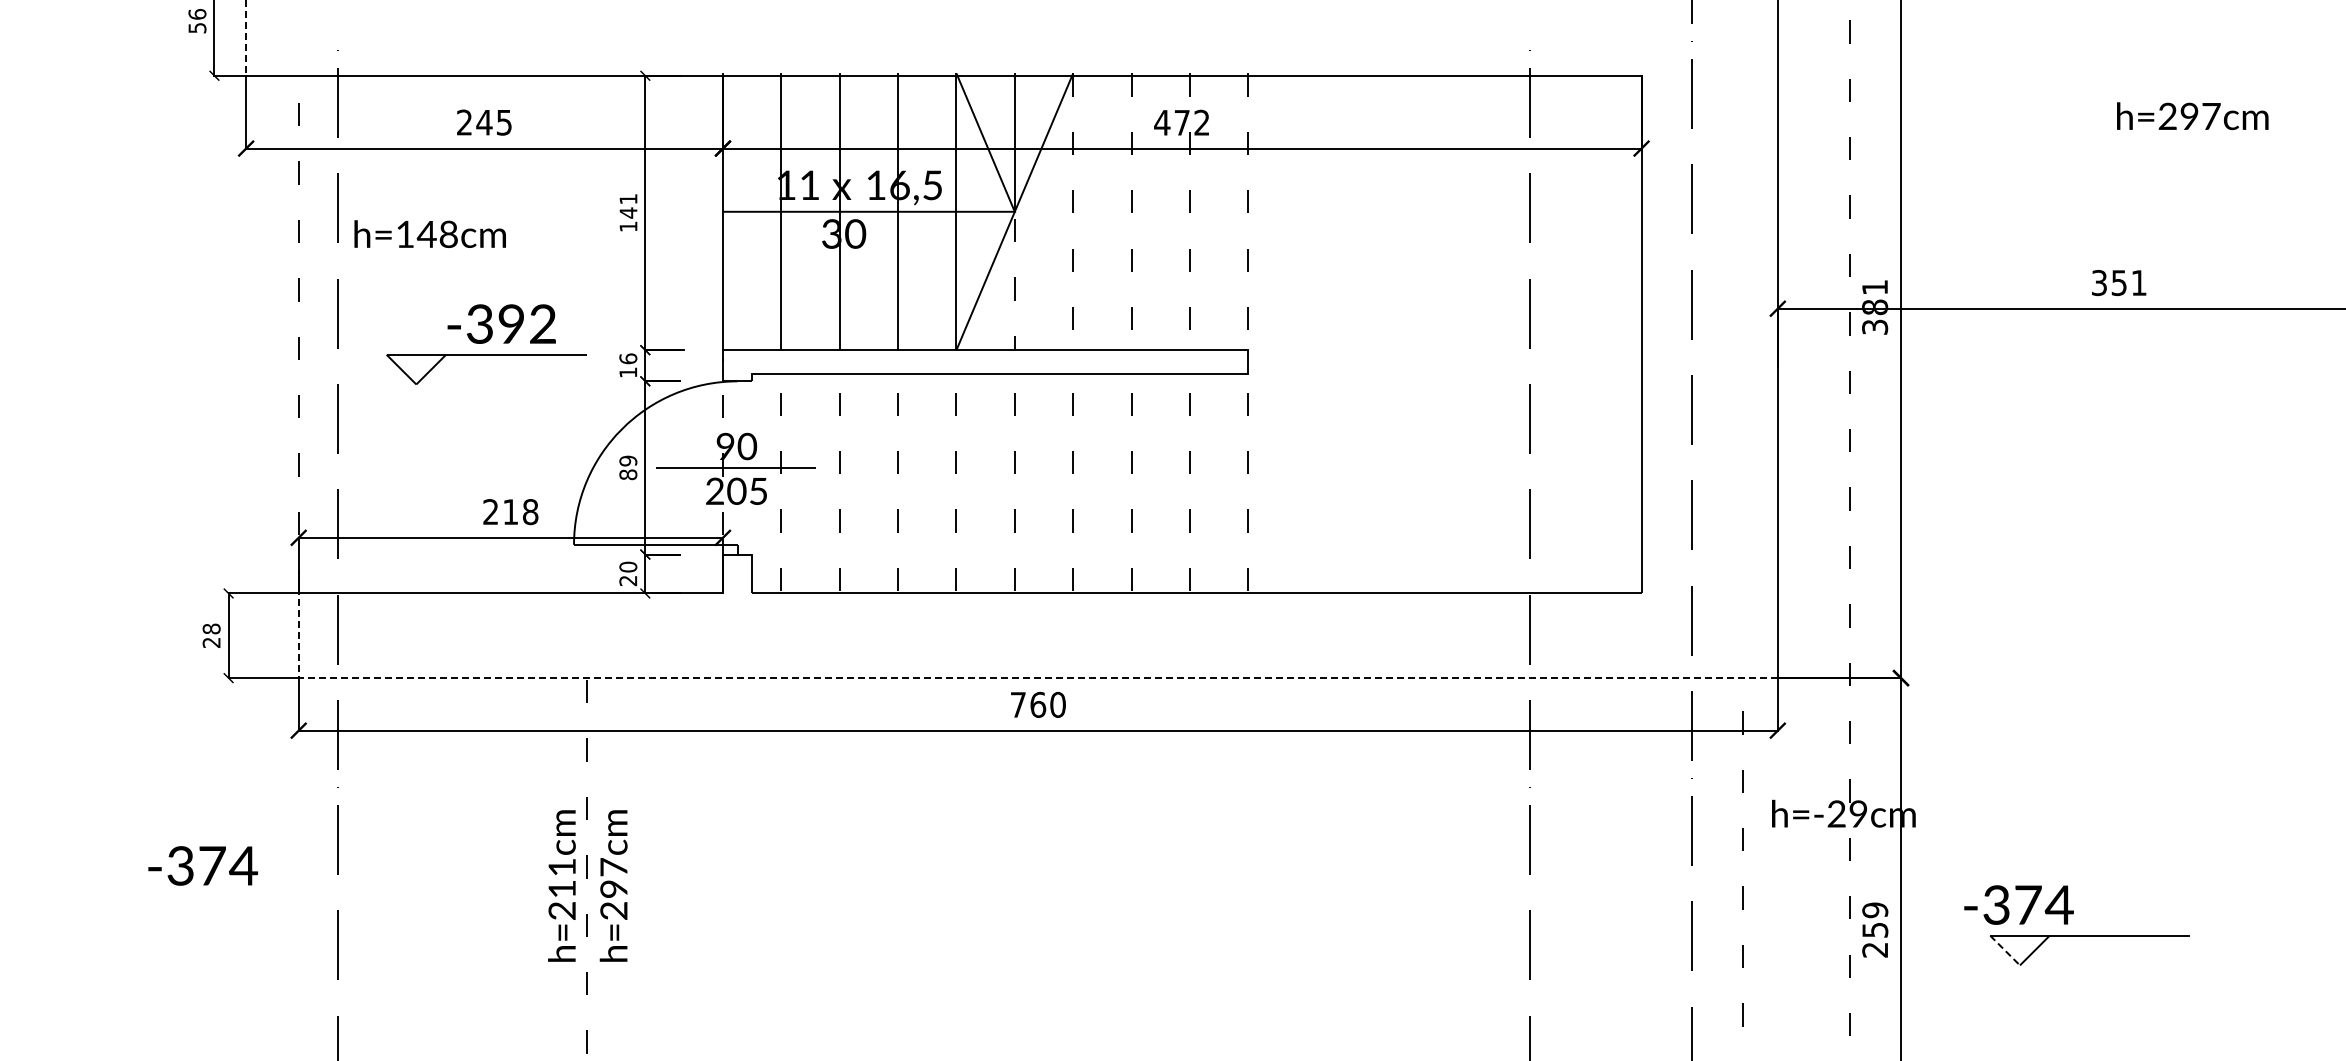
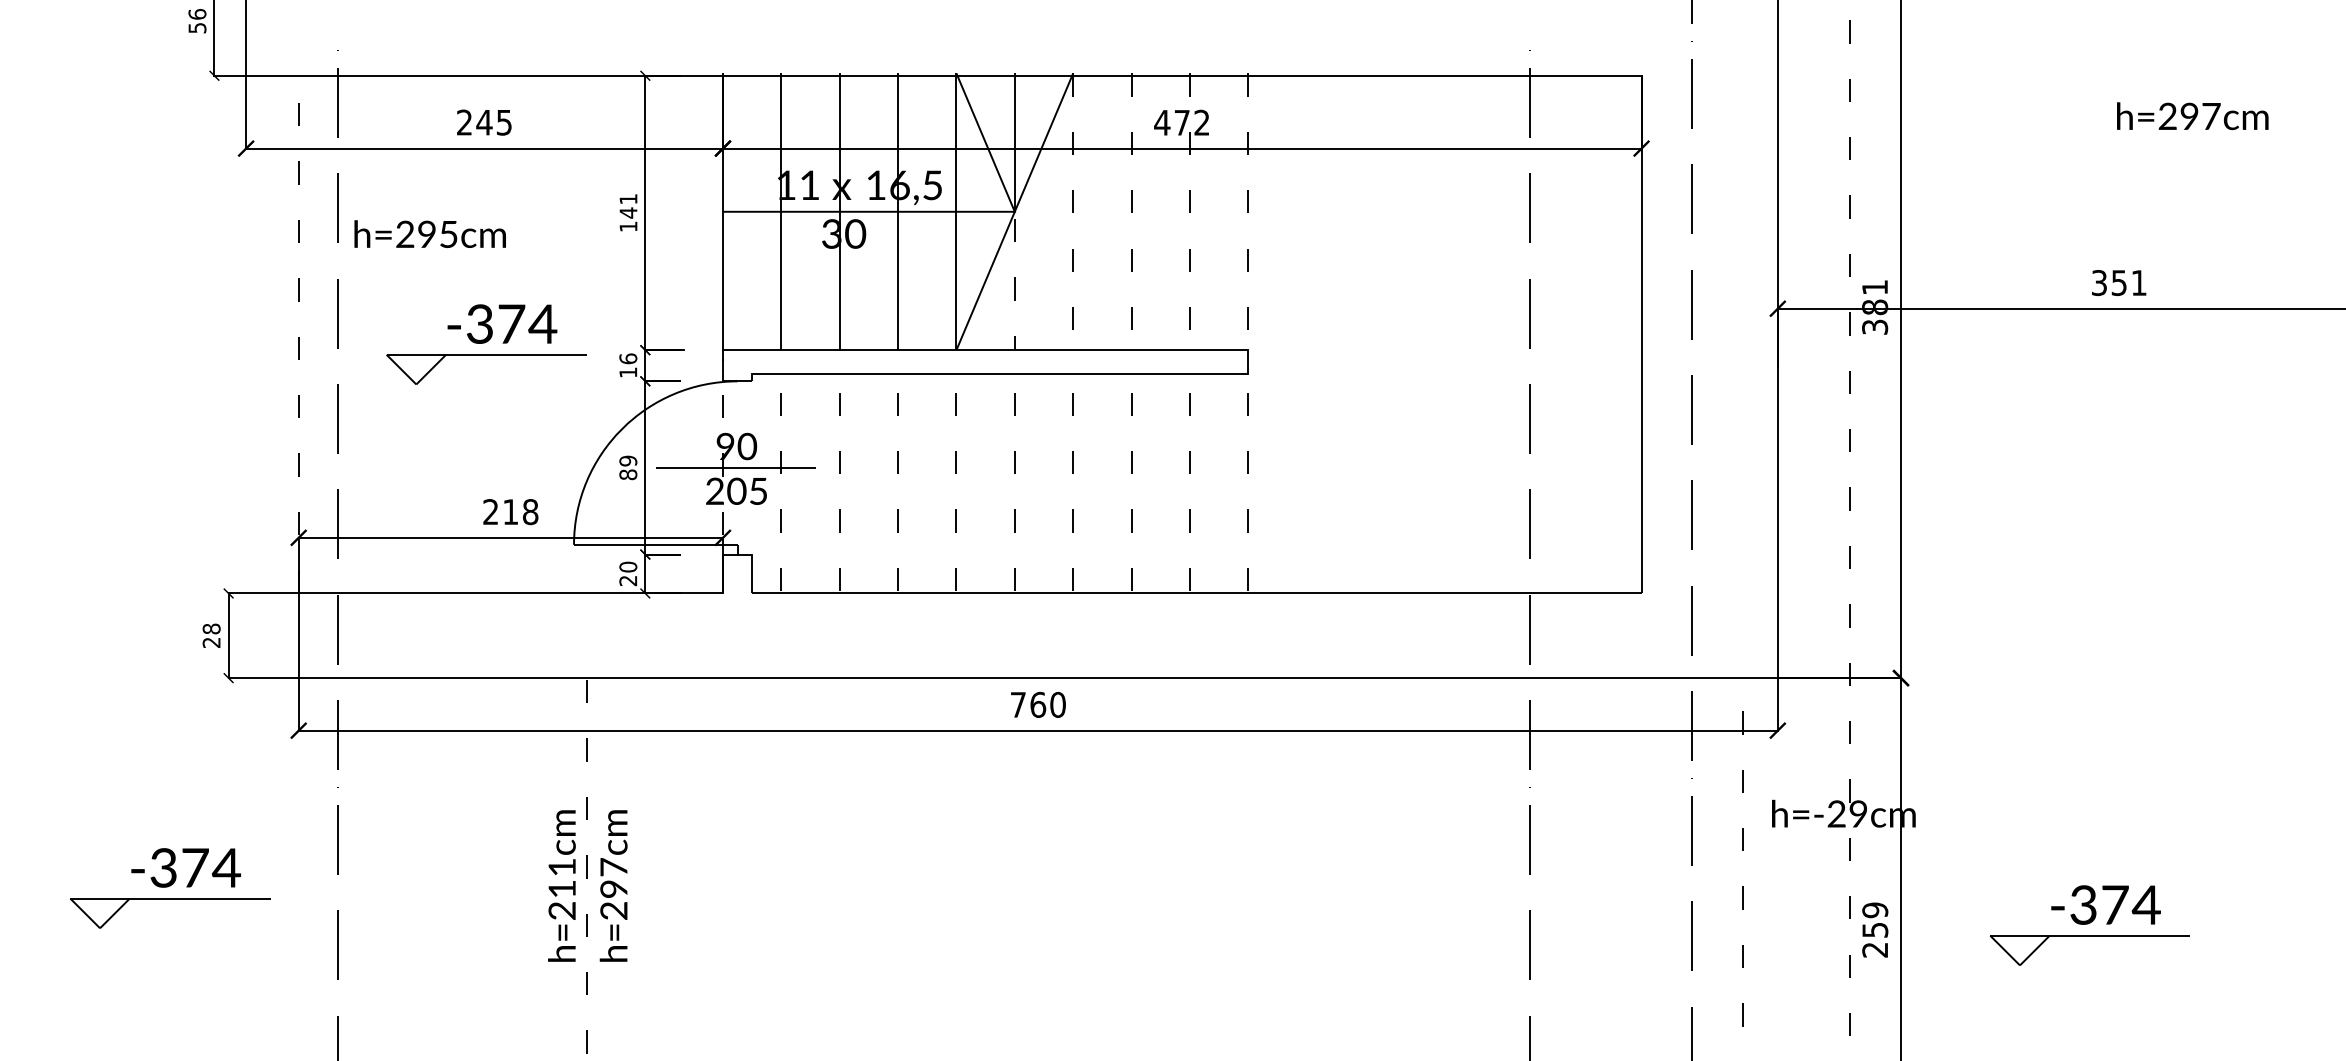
line: dashed -> solid (246, 38)
text: h=148cm -> h=295cm (426, 233)
text: -392 -> -374 (527, 323)
line: dashed -> solid (995, 678)
text position: (202, 865) -> (185, 867) (185, 867)
part: none -> present (170, 899)
text position: (2018, 904) -> (2105, 904) (2105, 904)
line: dashed -> solid (2005, 950)
